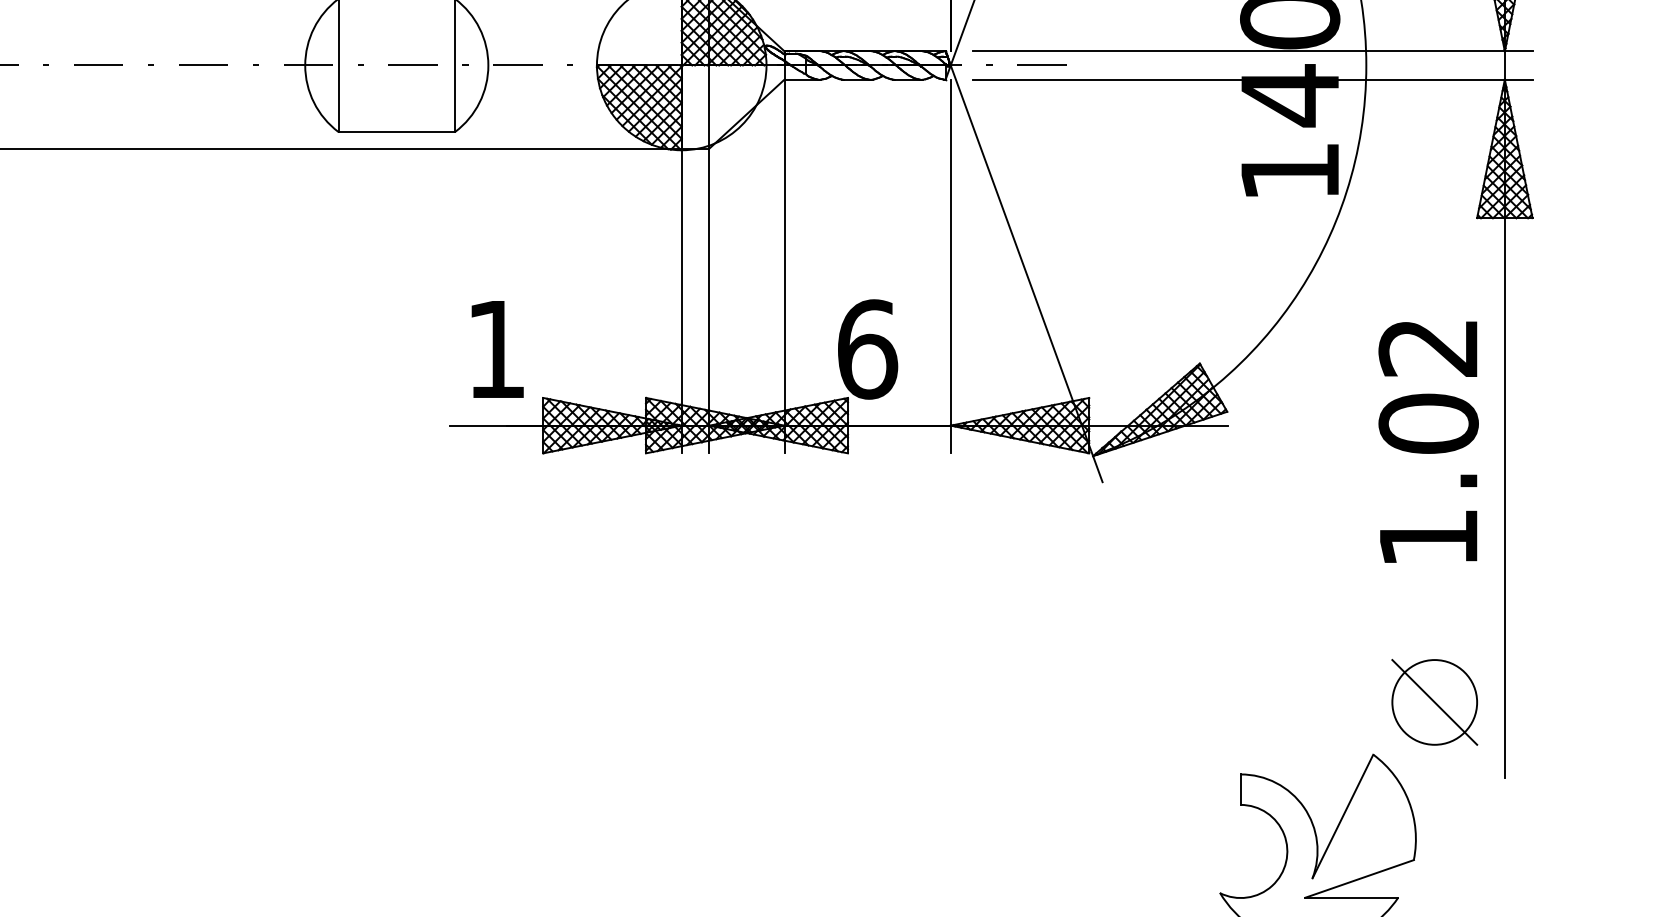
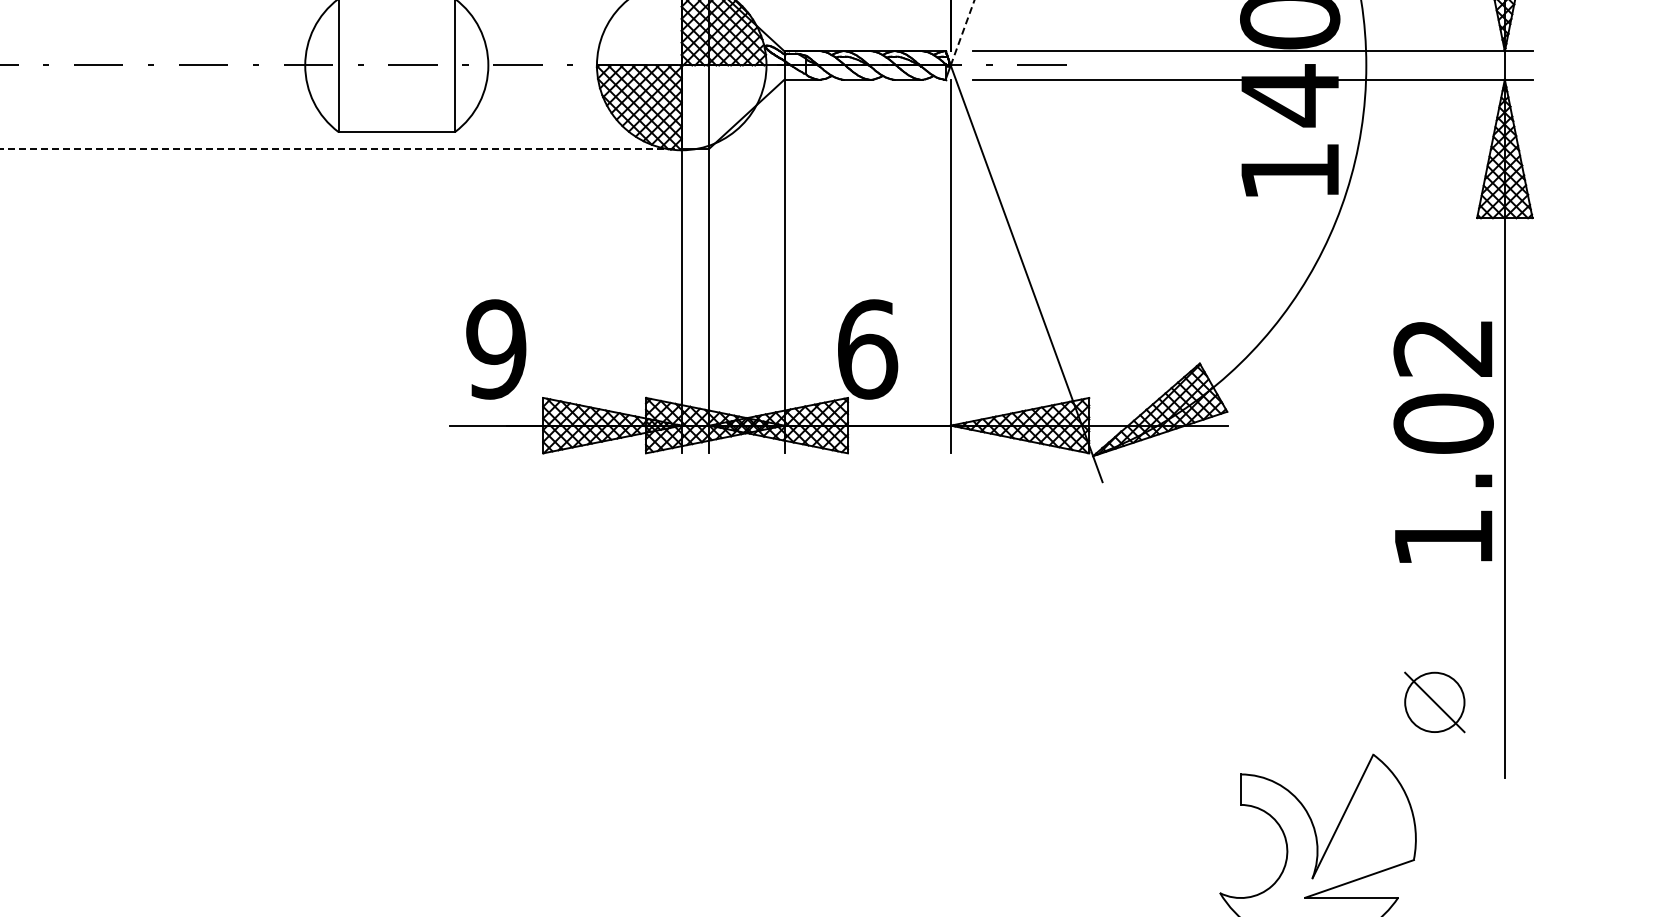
line: solid -> dashed (962, 32)
line: solid -> dashed (341, 148)
text: 1 -> 9 (496, 349)
text position: (1428, 441) -> (1443, 441) (1443, 441)
part size: 88x87 px -> 62x63 px (1434, 702)
